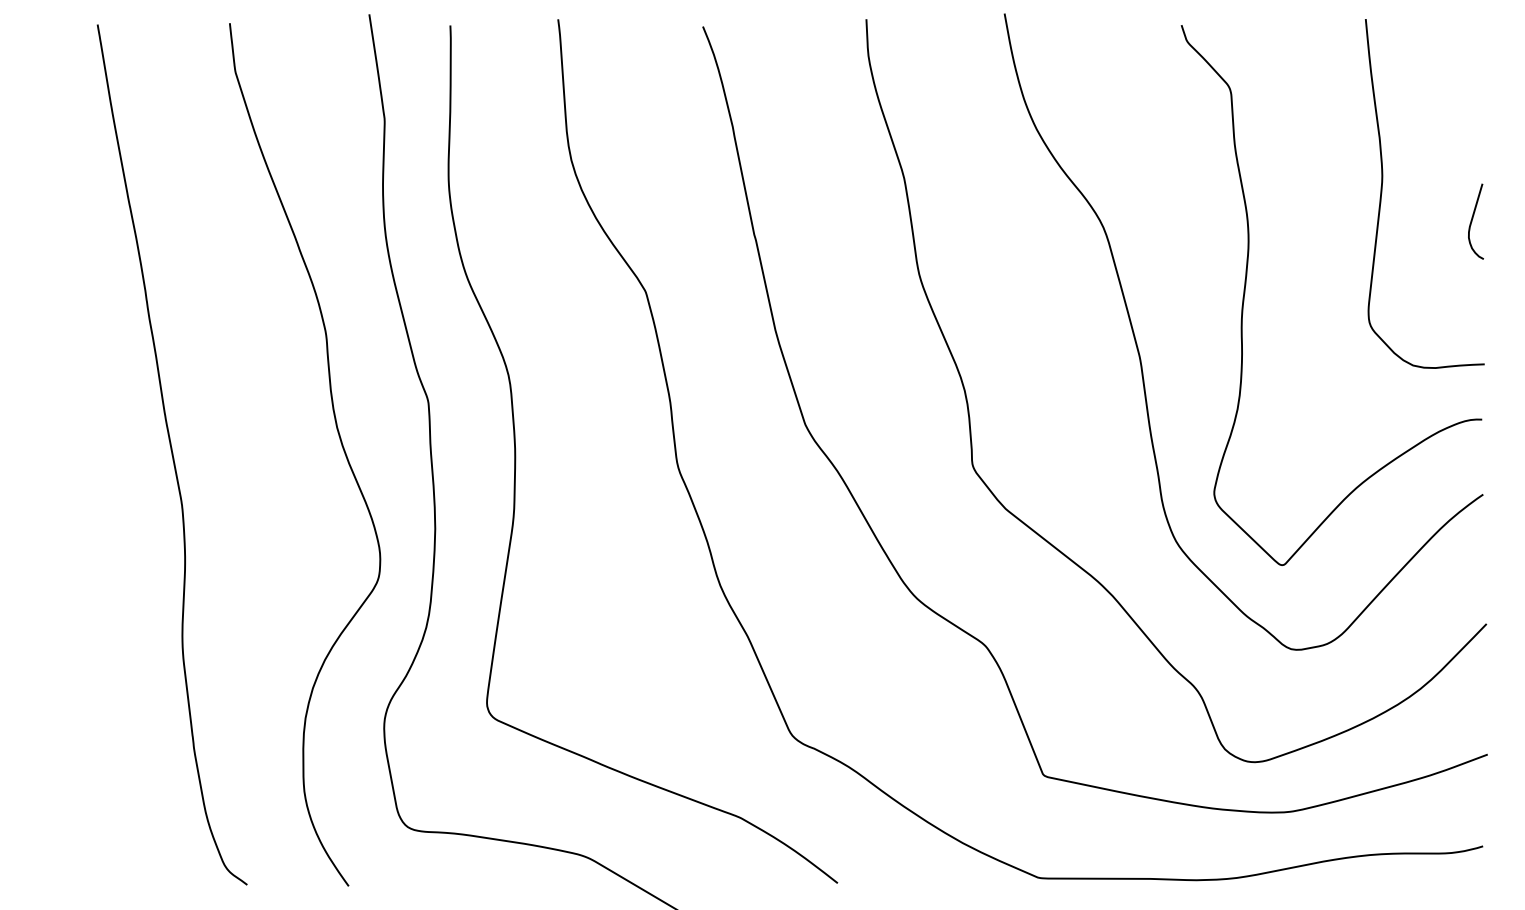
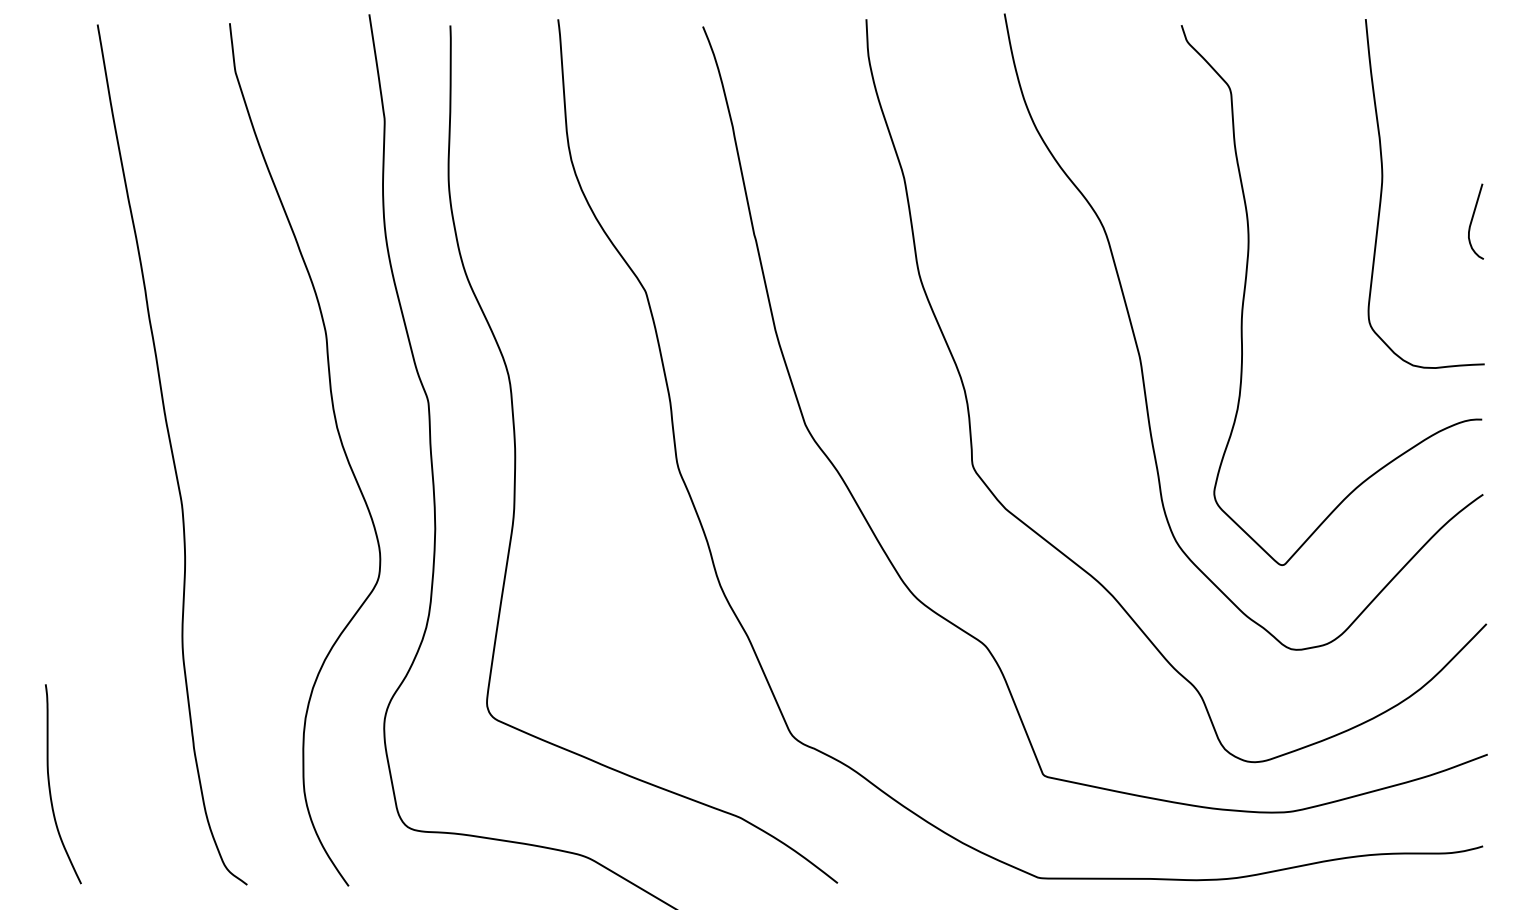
curve: none -> present (50, 785)
